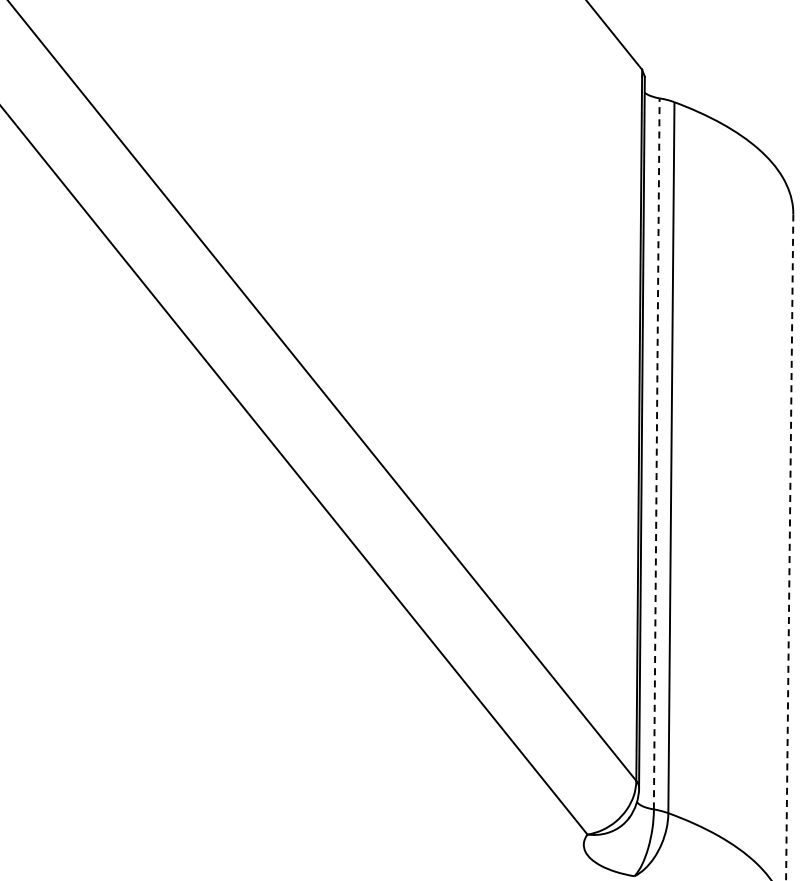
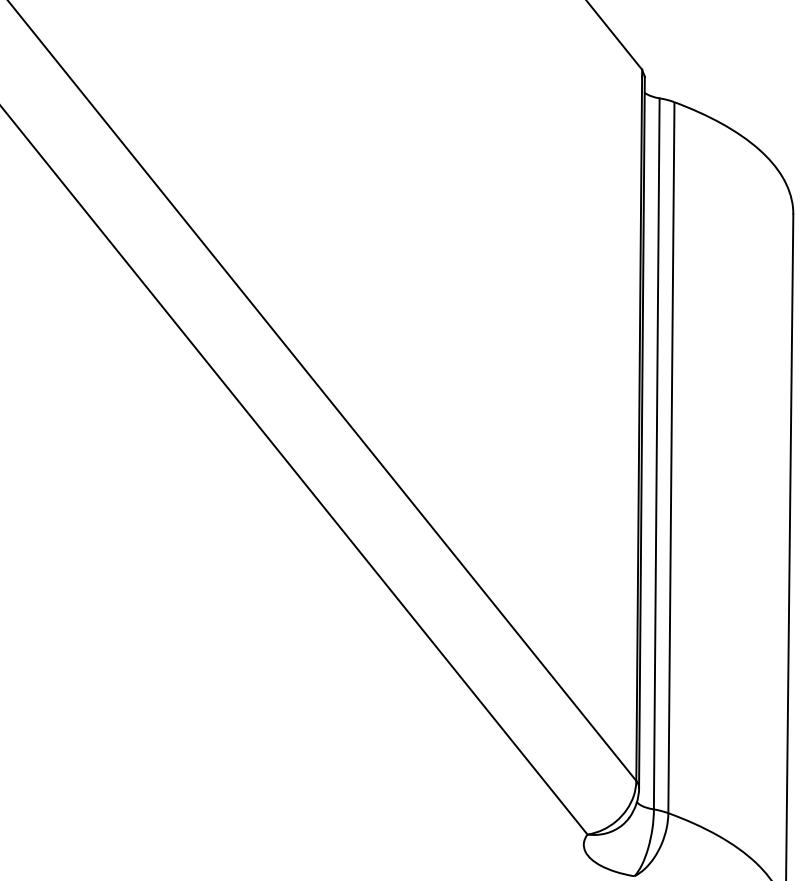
line: dashed -> solid (656, 453)
line: dashed -> solid (789, 547)
